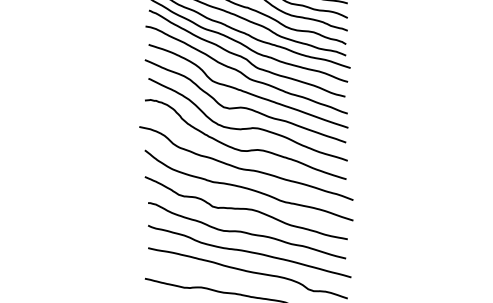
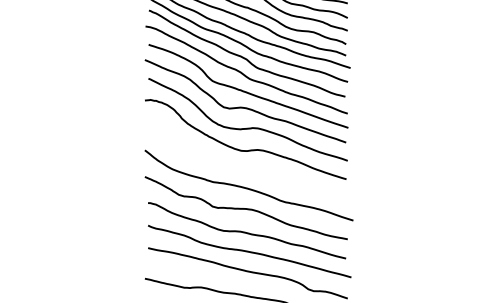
curve: present -> none (245, 168)
